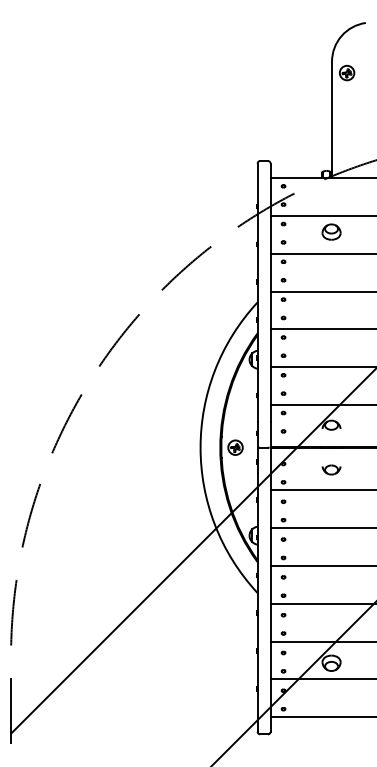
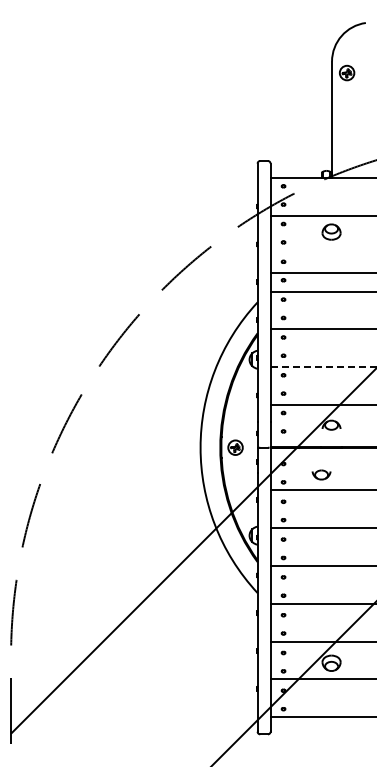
line position: (321, 253) -> (321, 272) (321, 272)
line: solid -> dashed (323, 367)
part position: (331, 469) -> (321, 474) (321, 474)
